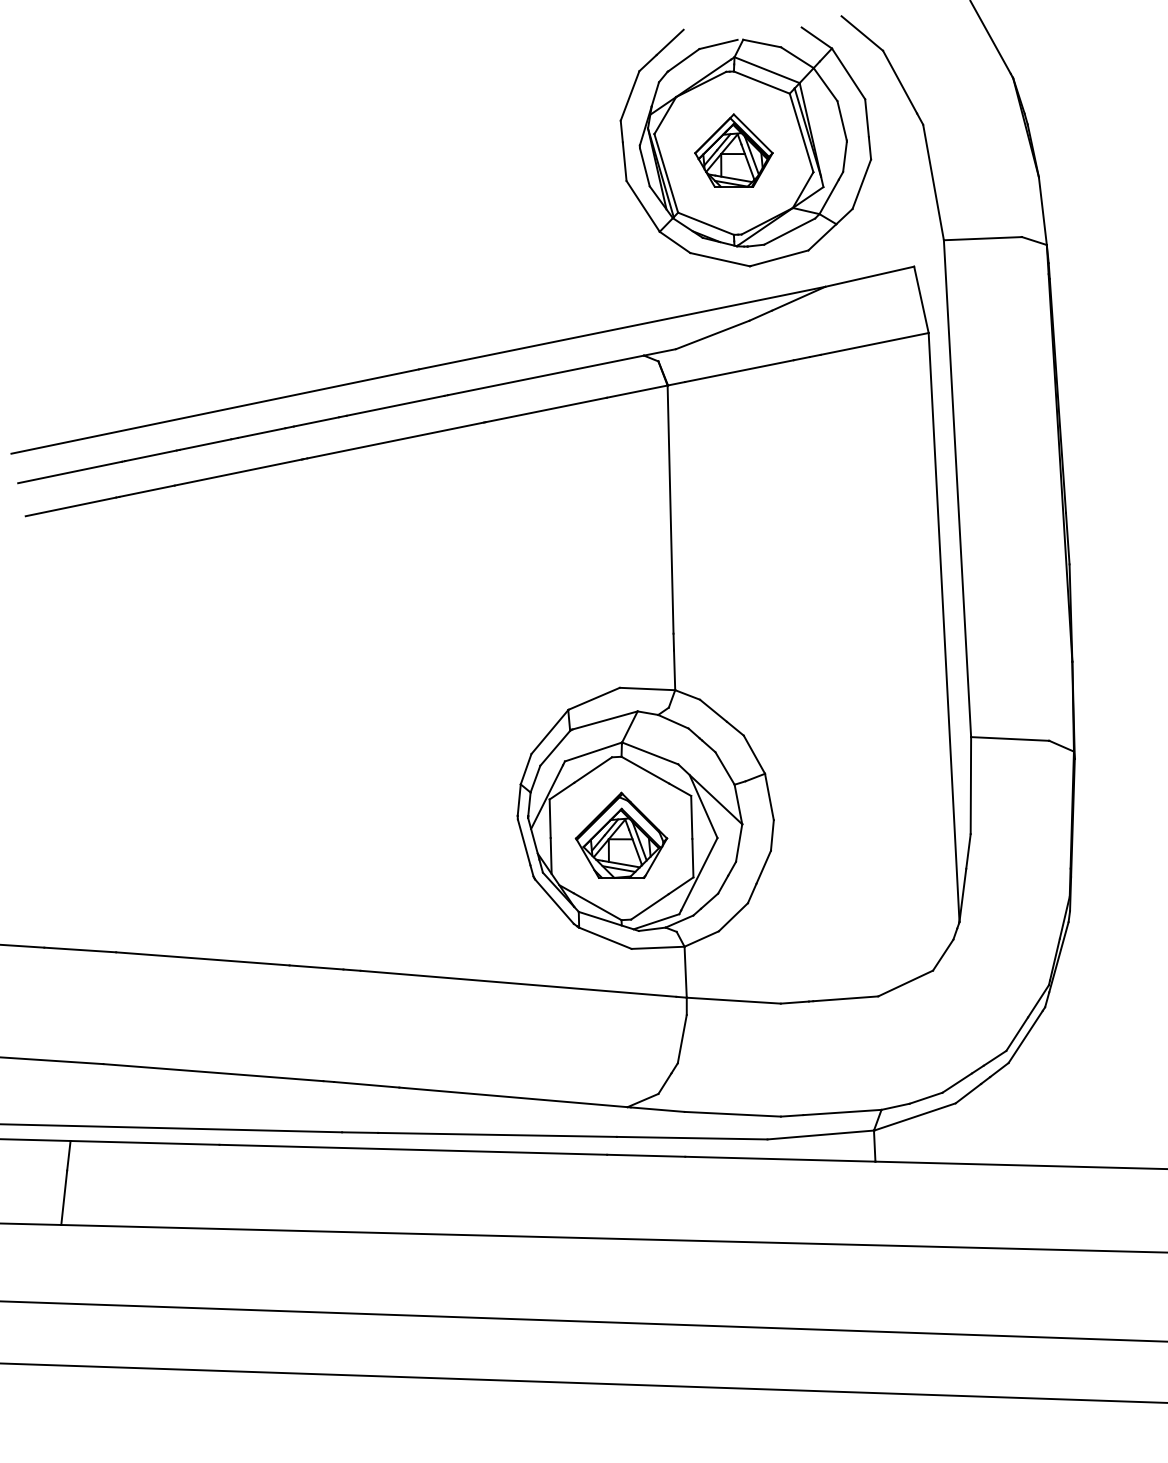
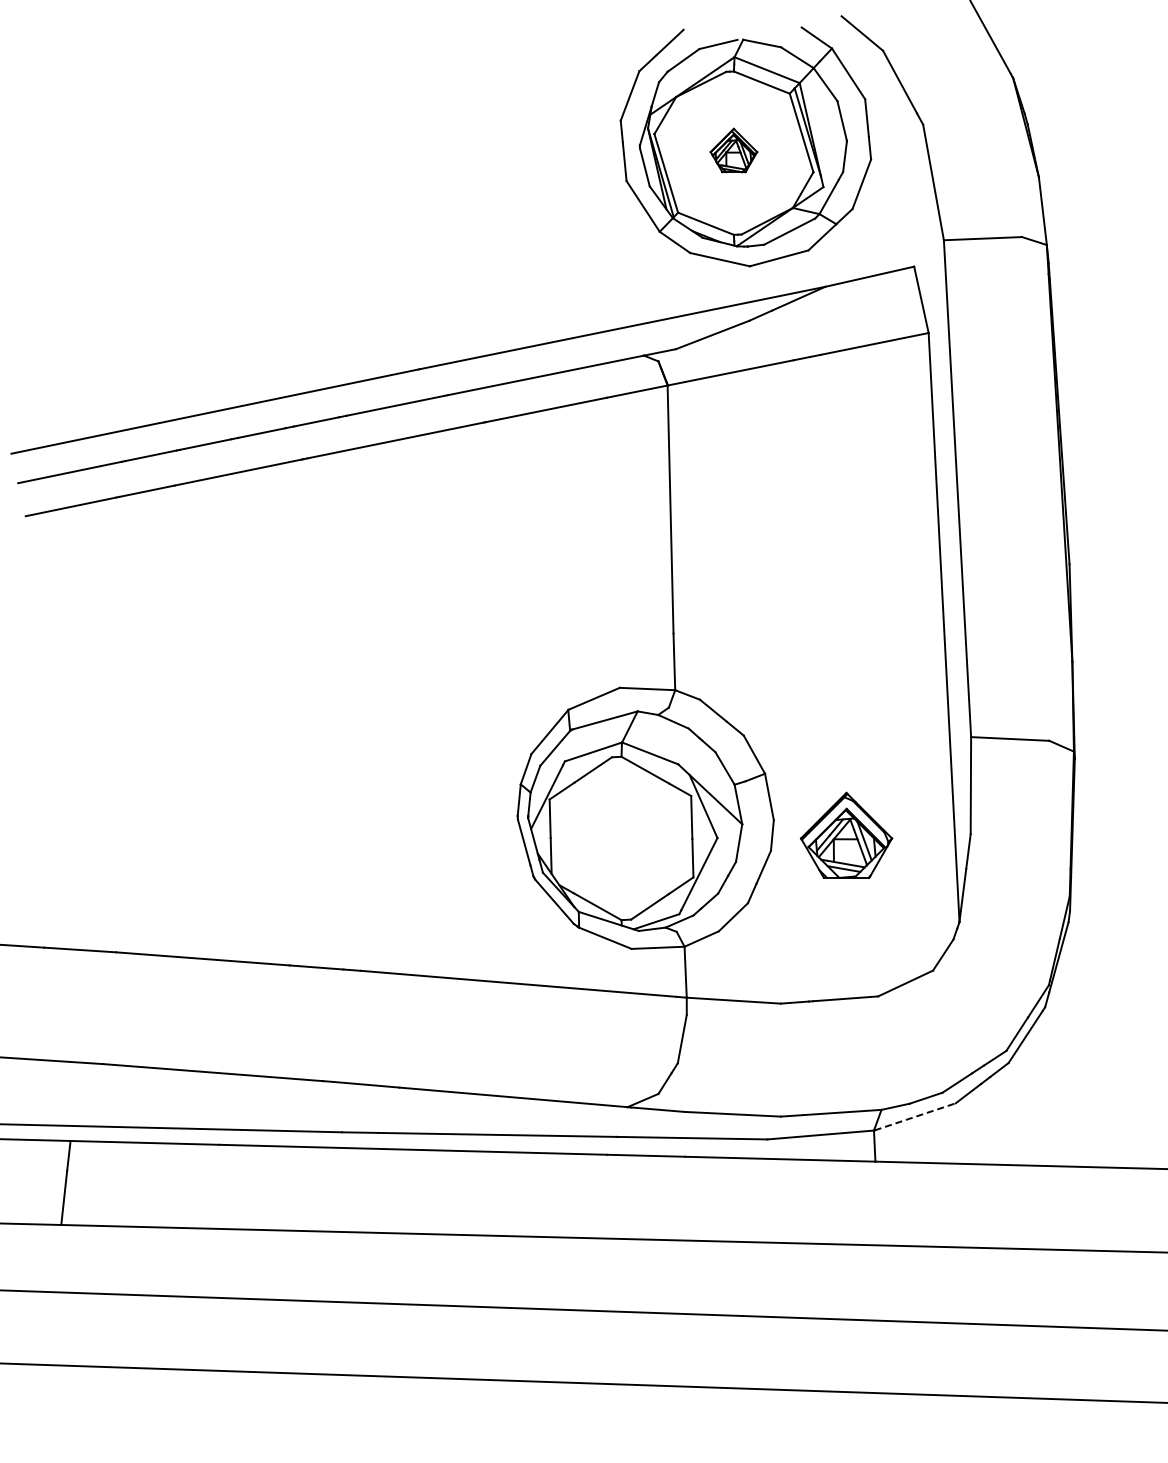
part size: 80x75 px -> 50x47 px (733, 150)
part position: (621, 834) -> (846, 834) (846, 834)
line: solid -> dashed (915, 1116)
line position: (583, 1321) -> (583, 1310) (583, 1310)
